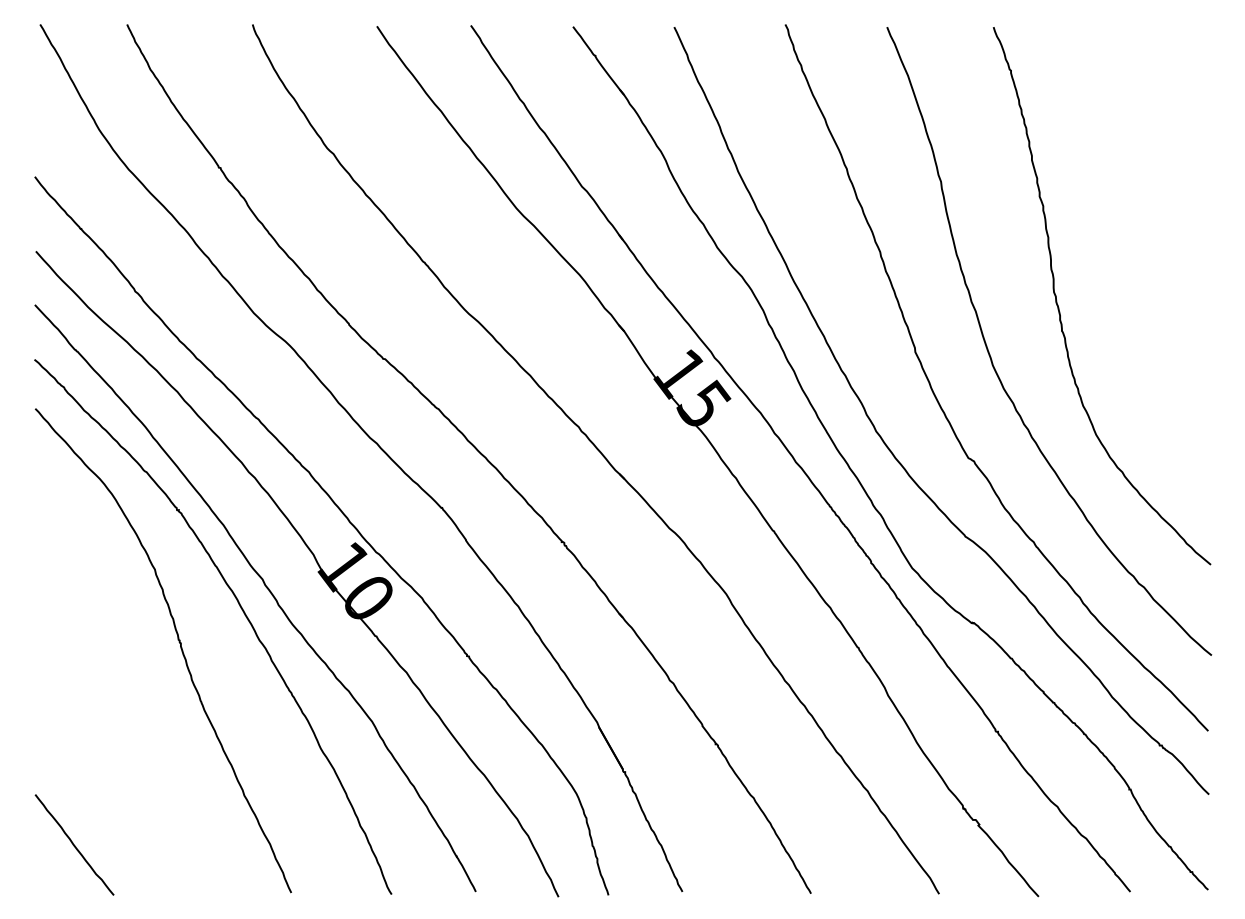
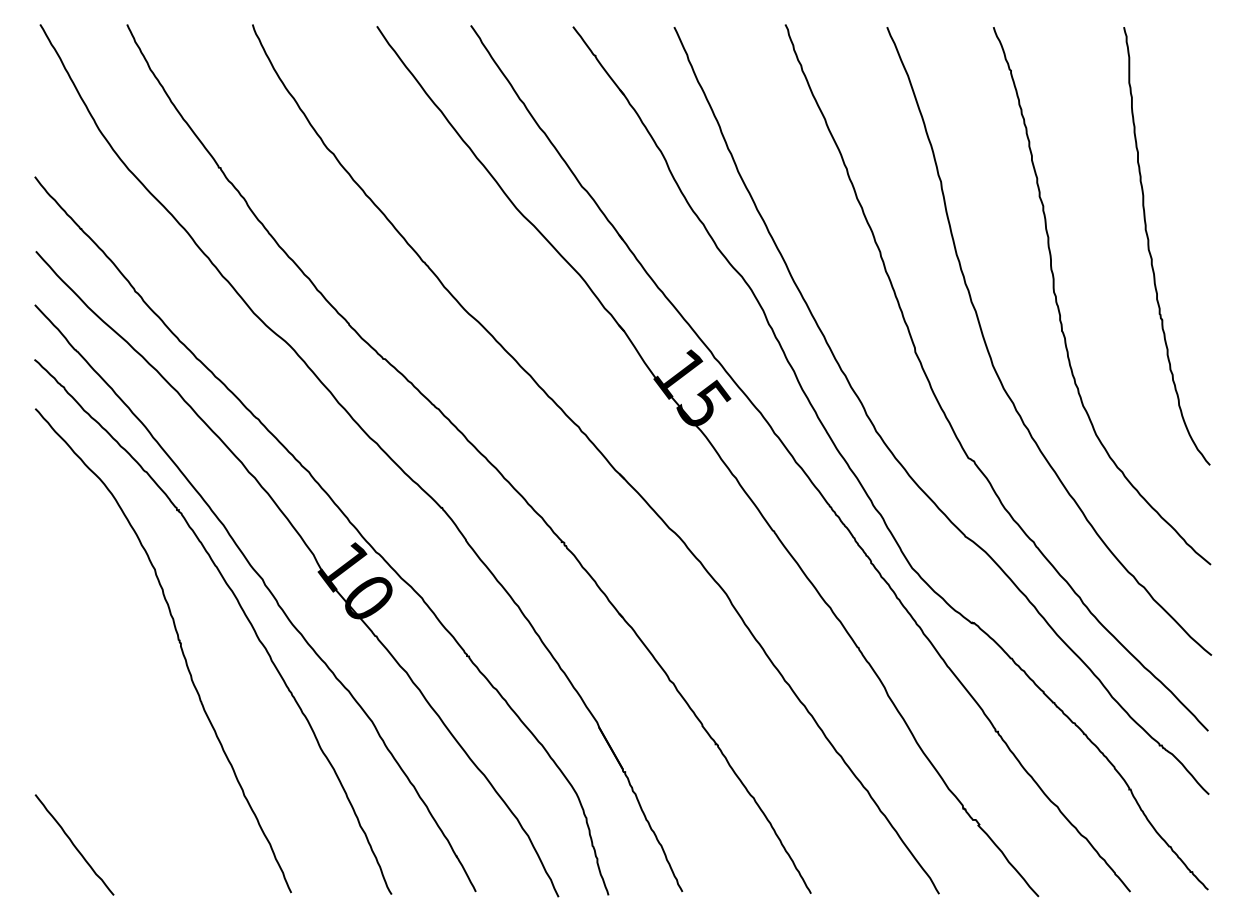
curve: none -> present (1150, 251)
